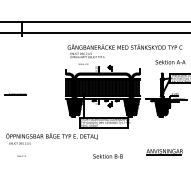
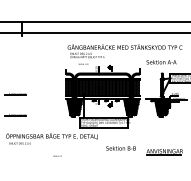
text position: (170, 62) -> (161, 62) (161, 62)
line: none -> present (15, 115)
text position: (21, 155) -> (57, 155) (57, 155)
text position: (107, 156) -> (120, 148) (120, 148)
